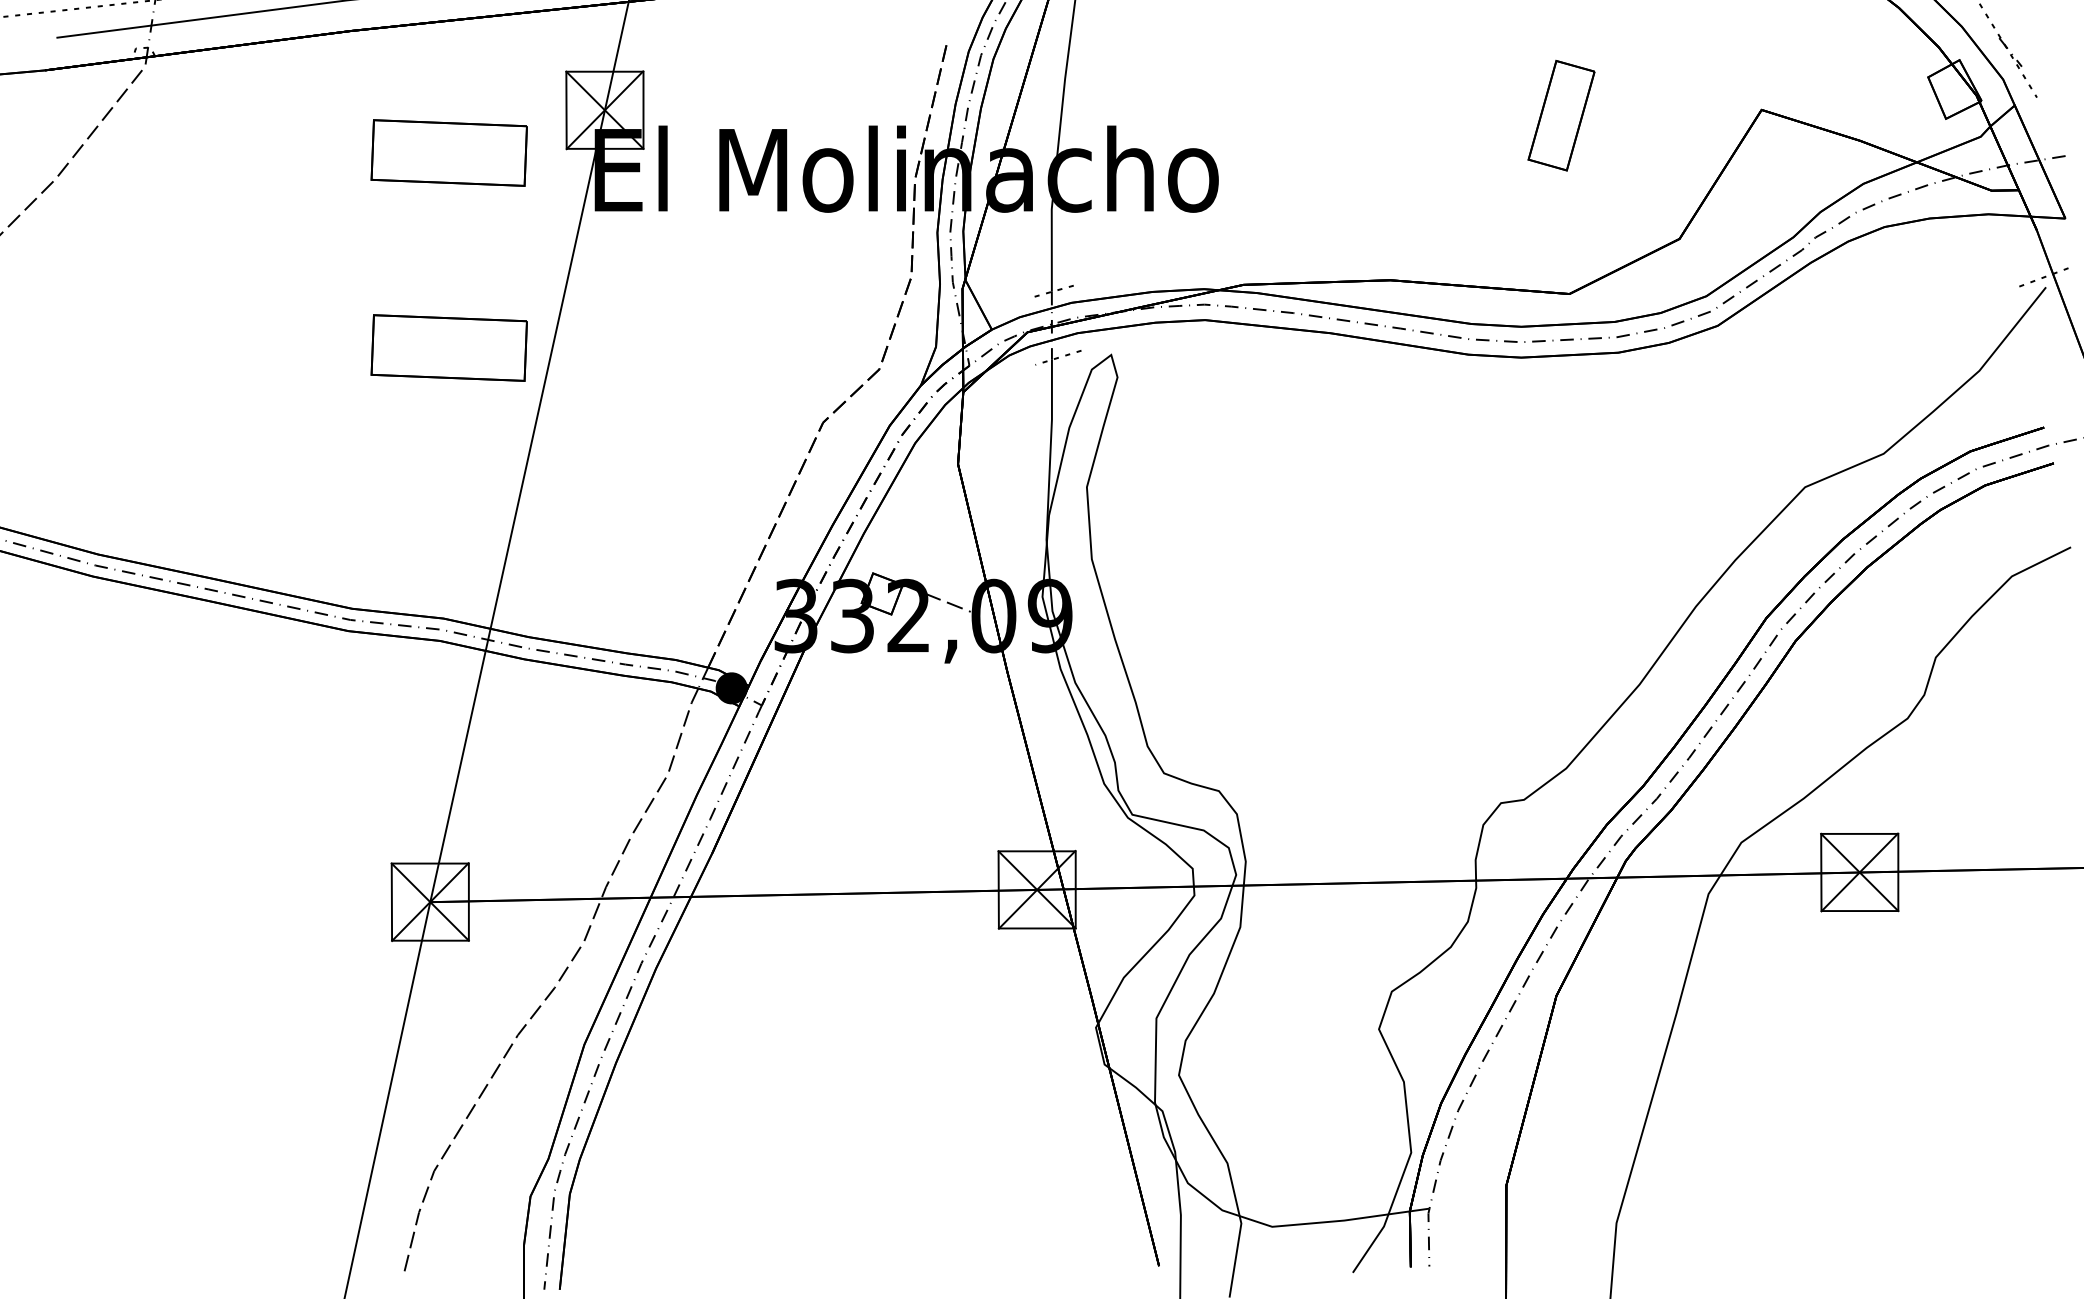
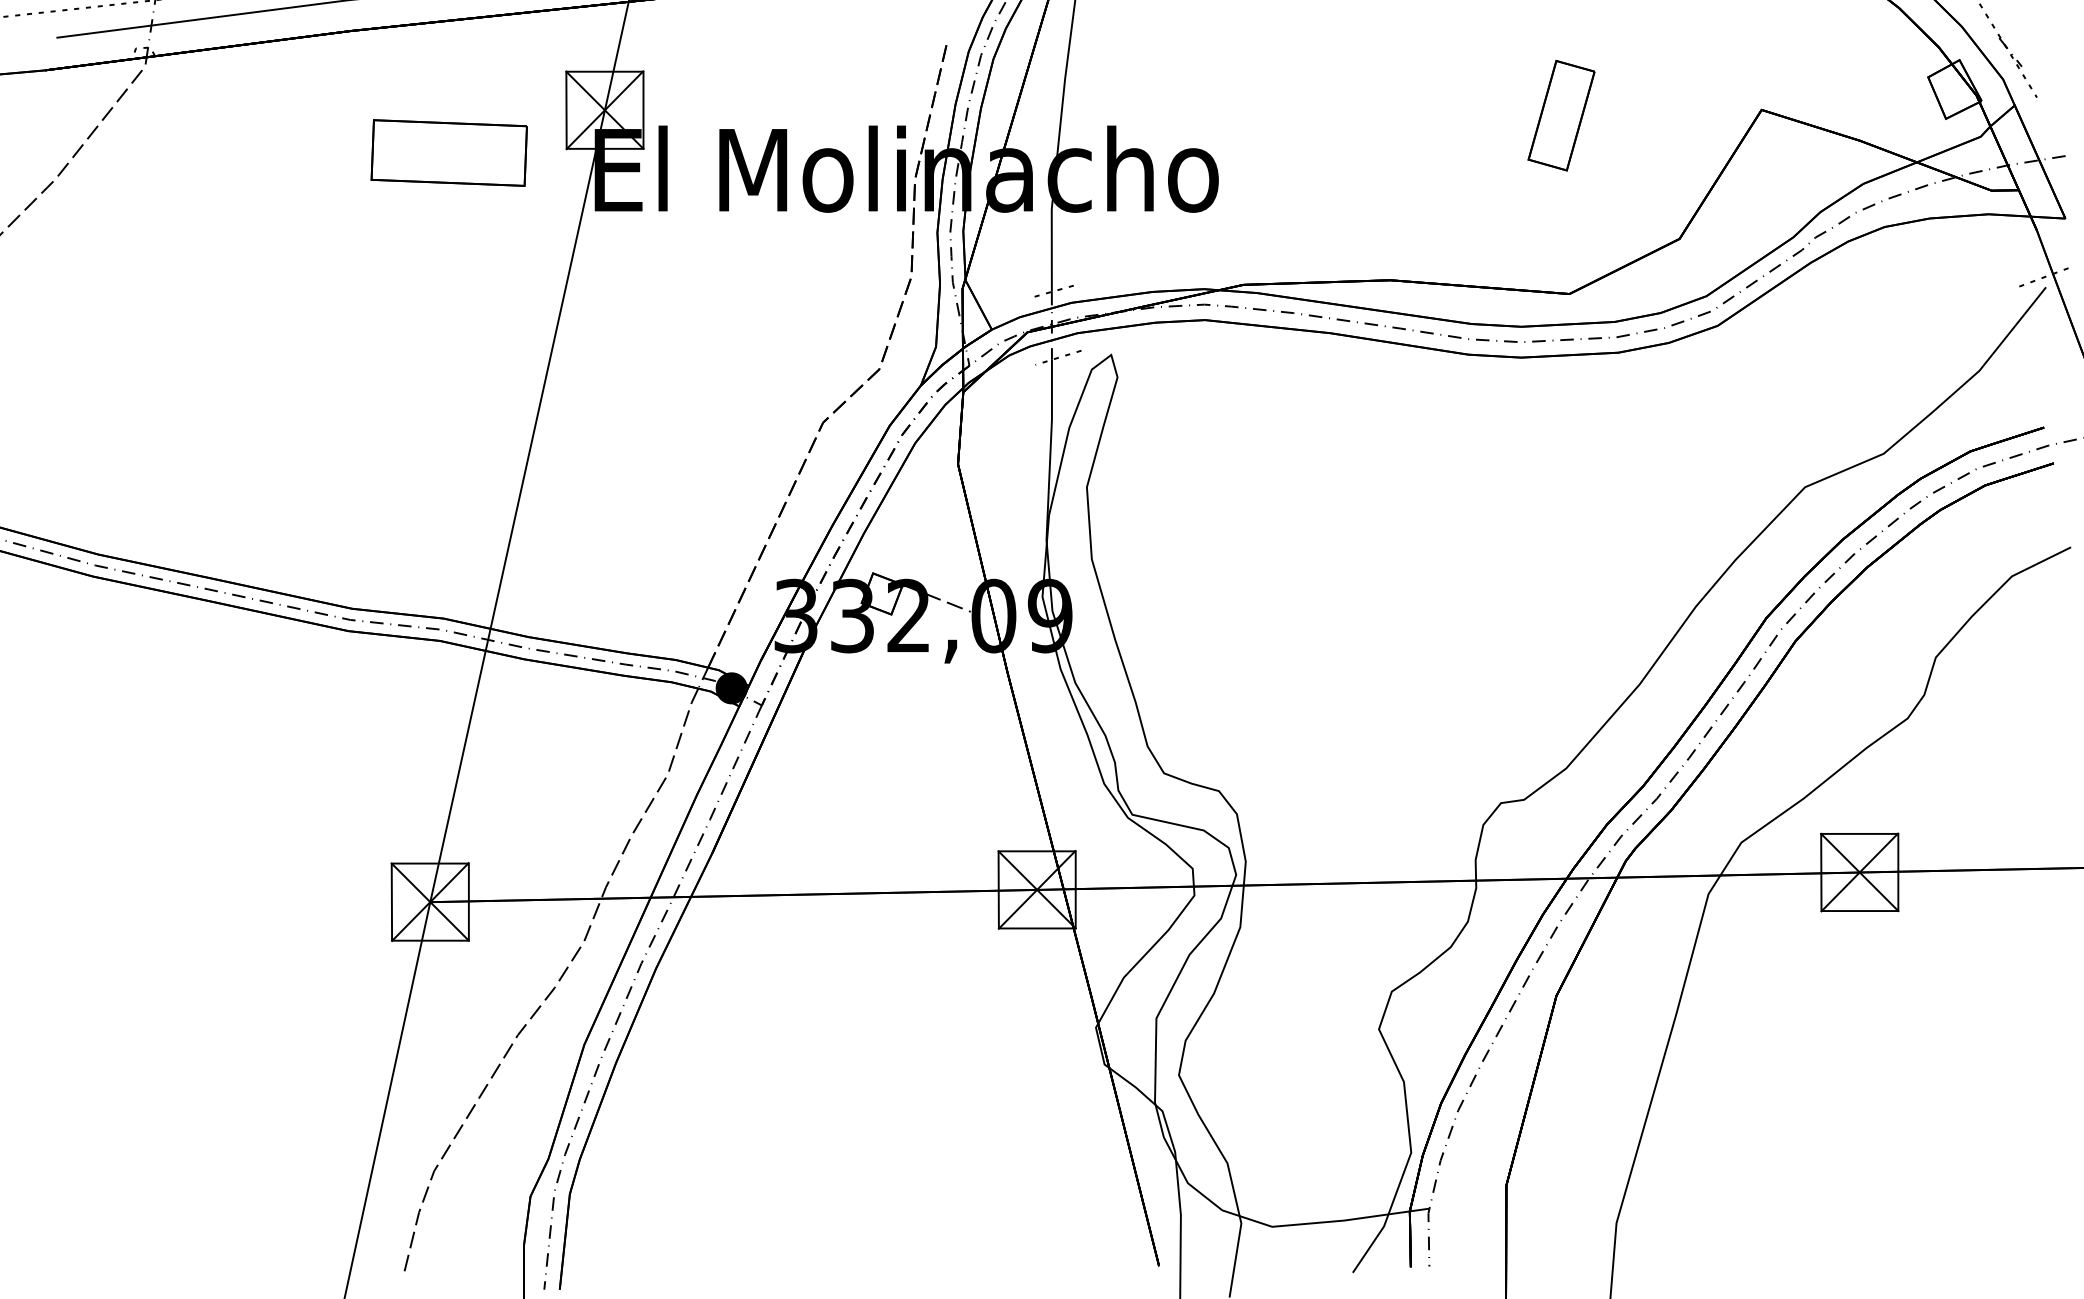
part: present -> none (448, 347)
